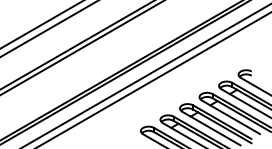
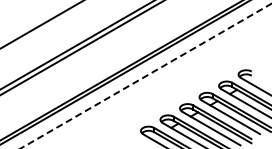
line: present -> none (48, 28)
line: solid -> dashed (145, 76)
line: present -> none (154, 79)
